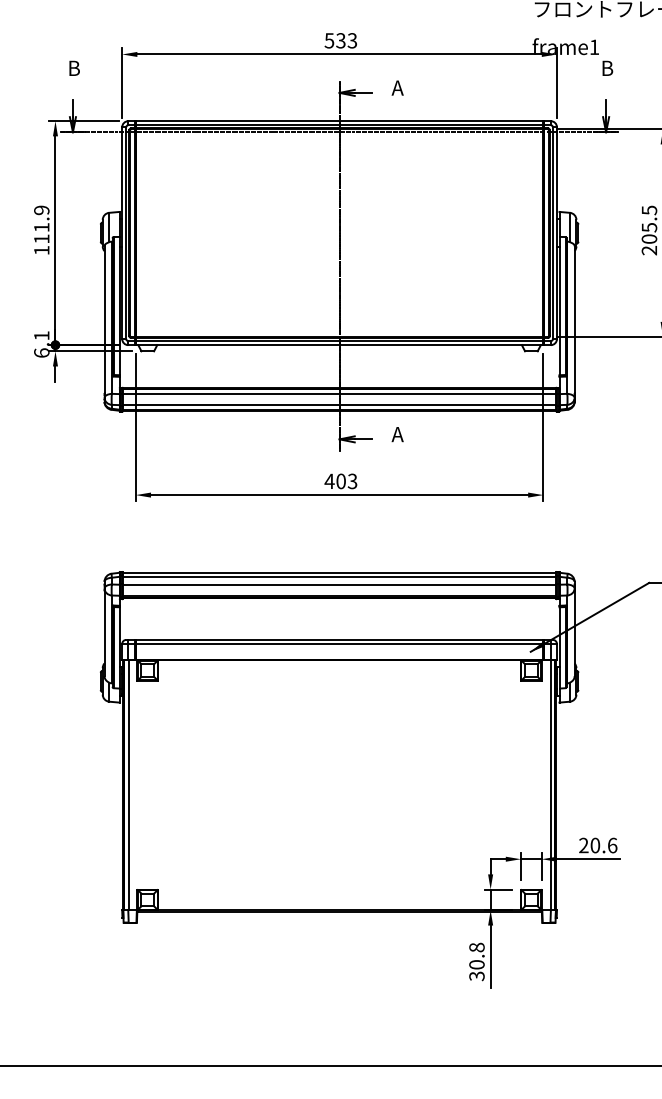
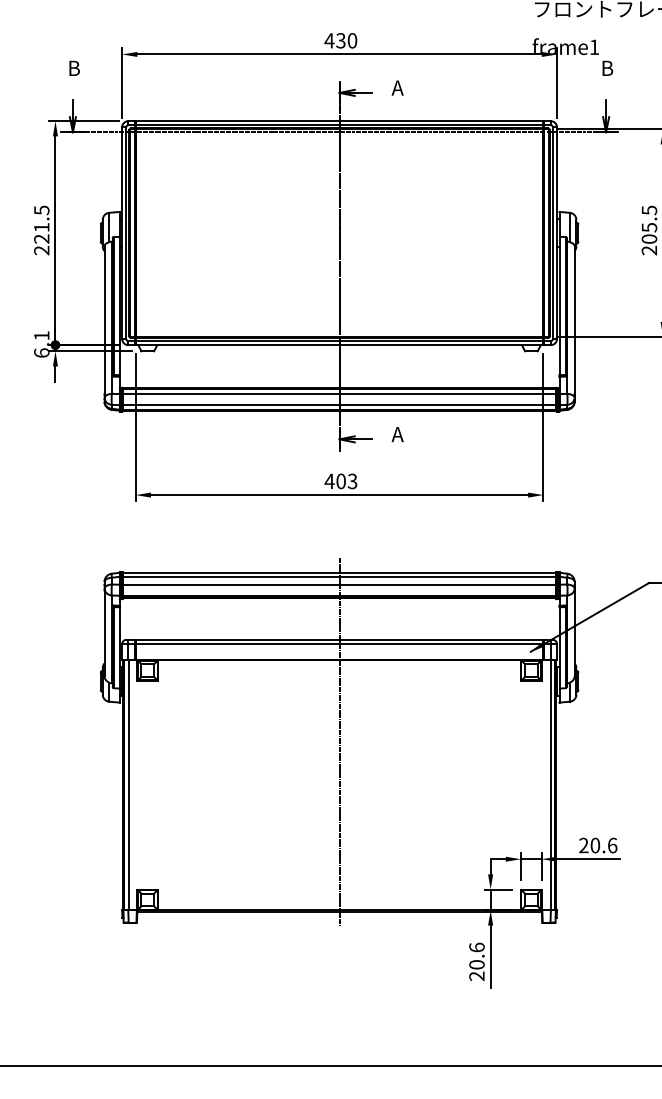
text: 533 -> 430 (340, 40)
text: 111.9 -> 221.5 (41, 230)
line: none -> present (339, 742)
text: 30.8 -> 20.6 (476, 961)
